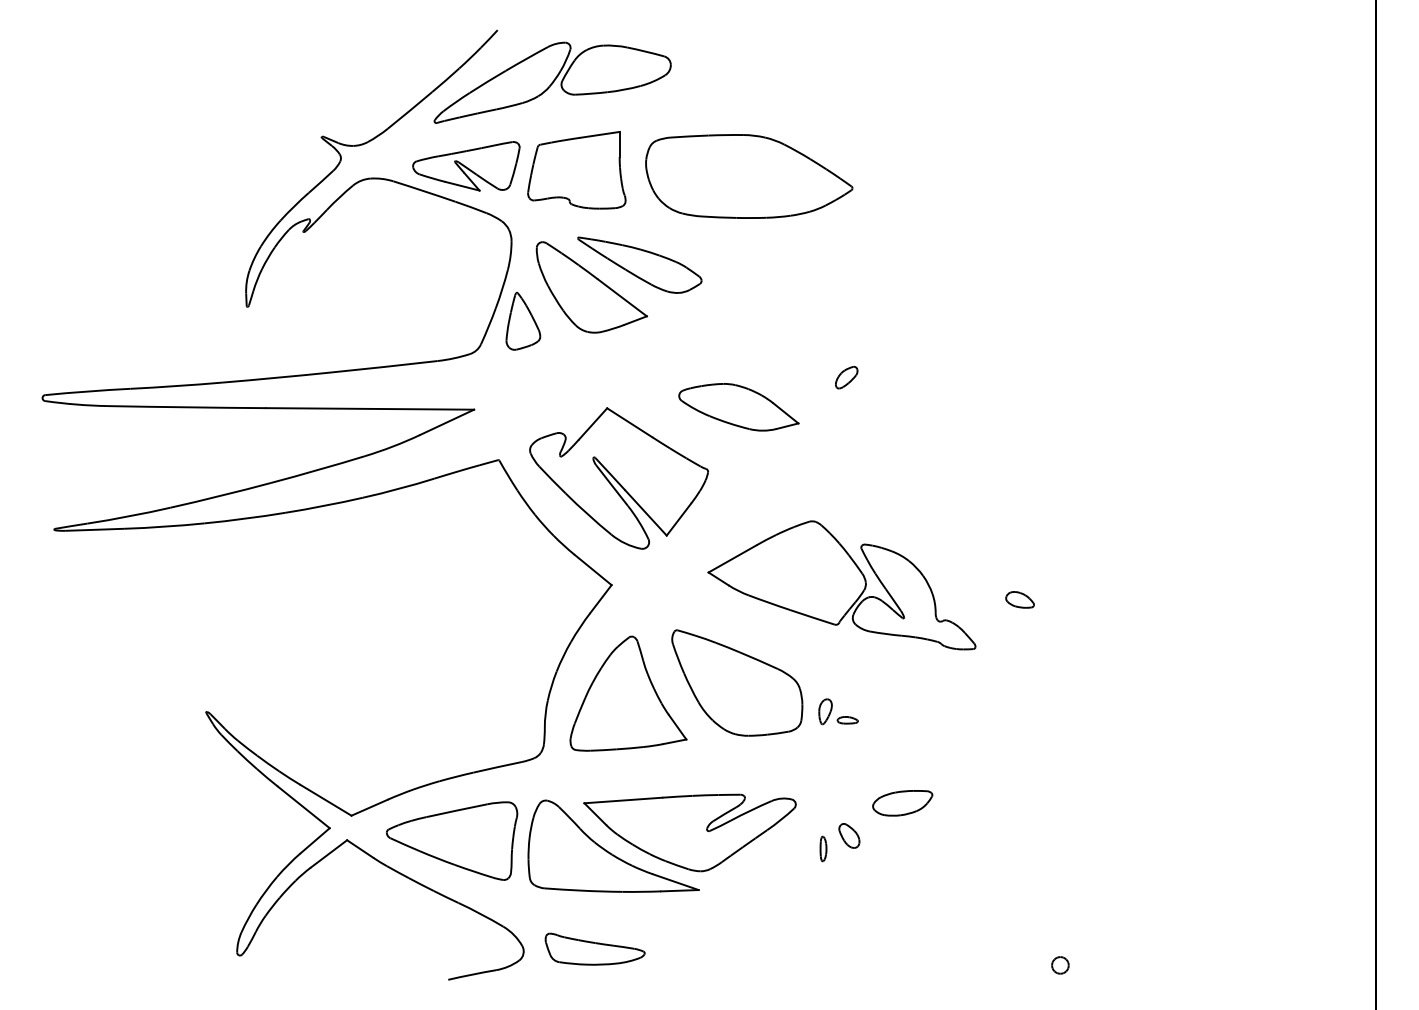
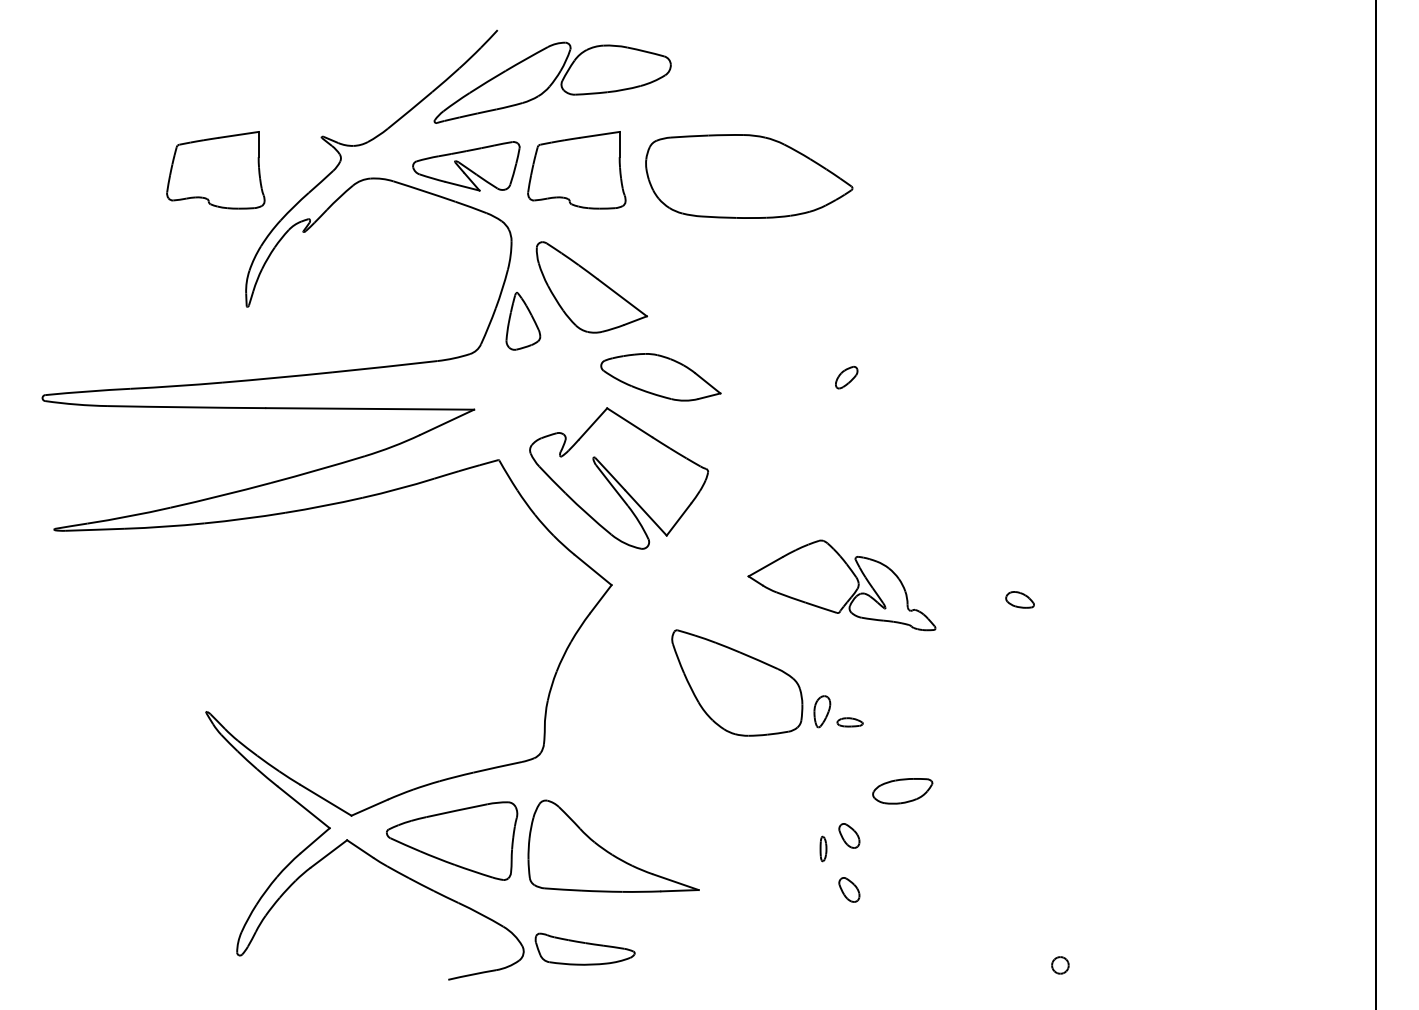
part: none -> present (215, 170)
part: present -> none (639, 264)
part position: (738, 407) -> (660, 377) (660, 377)
part size: 270x131 px -> 190x93 px (841, 585)
part: present -> none (628, 693)
part size: 41x28 px -> 51x34 px (838, 711)
part position: (902, 803) -> (902, 791) (902, 791)
part: present -> none (689, 832)
part: none -> present (849, 889)
part position: (594, 948) -> (584, 948) (584, 948)
